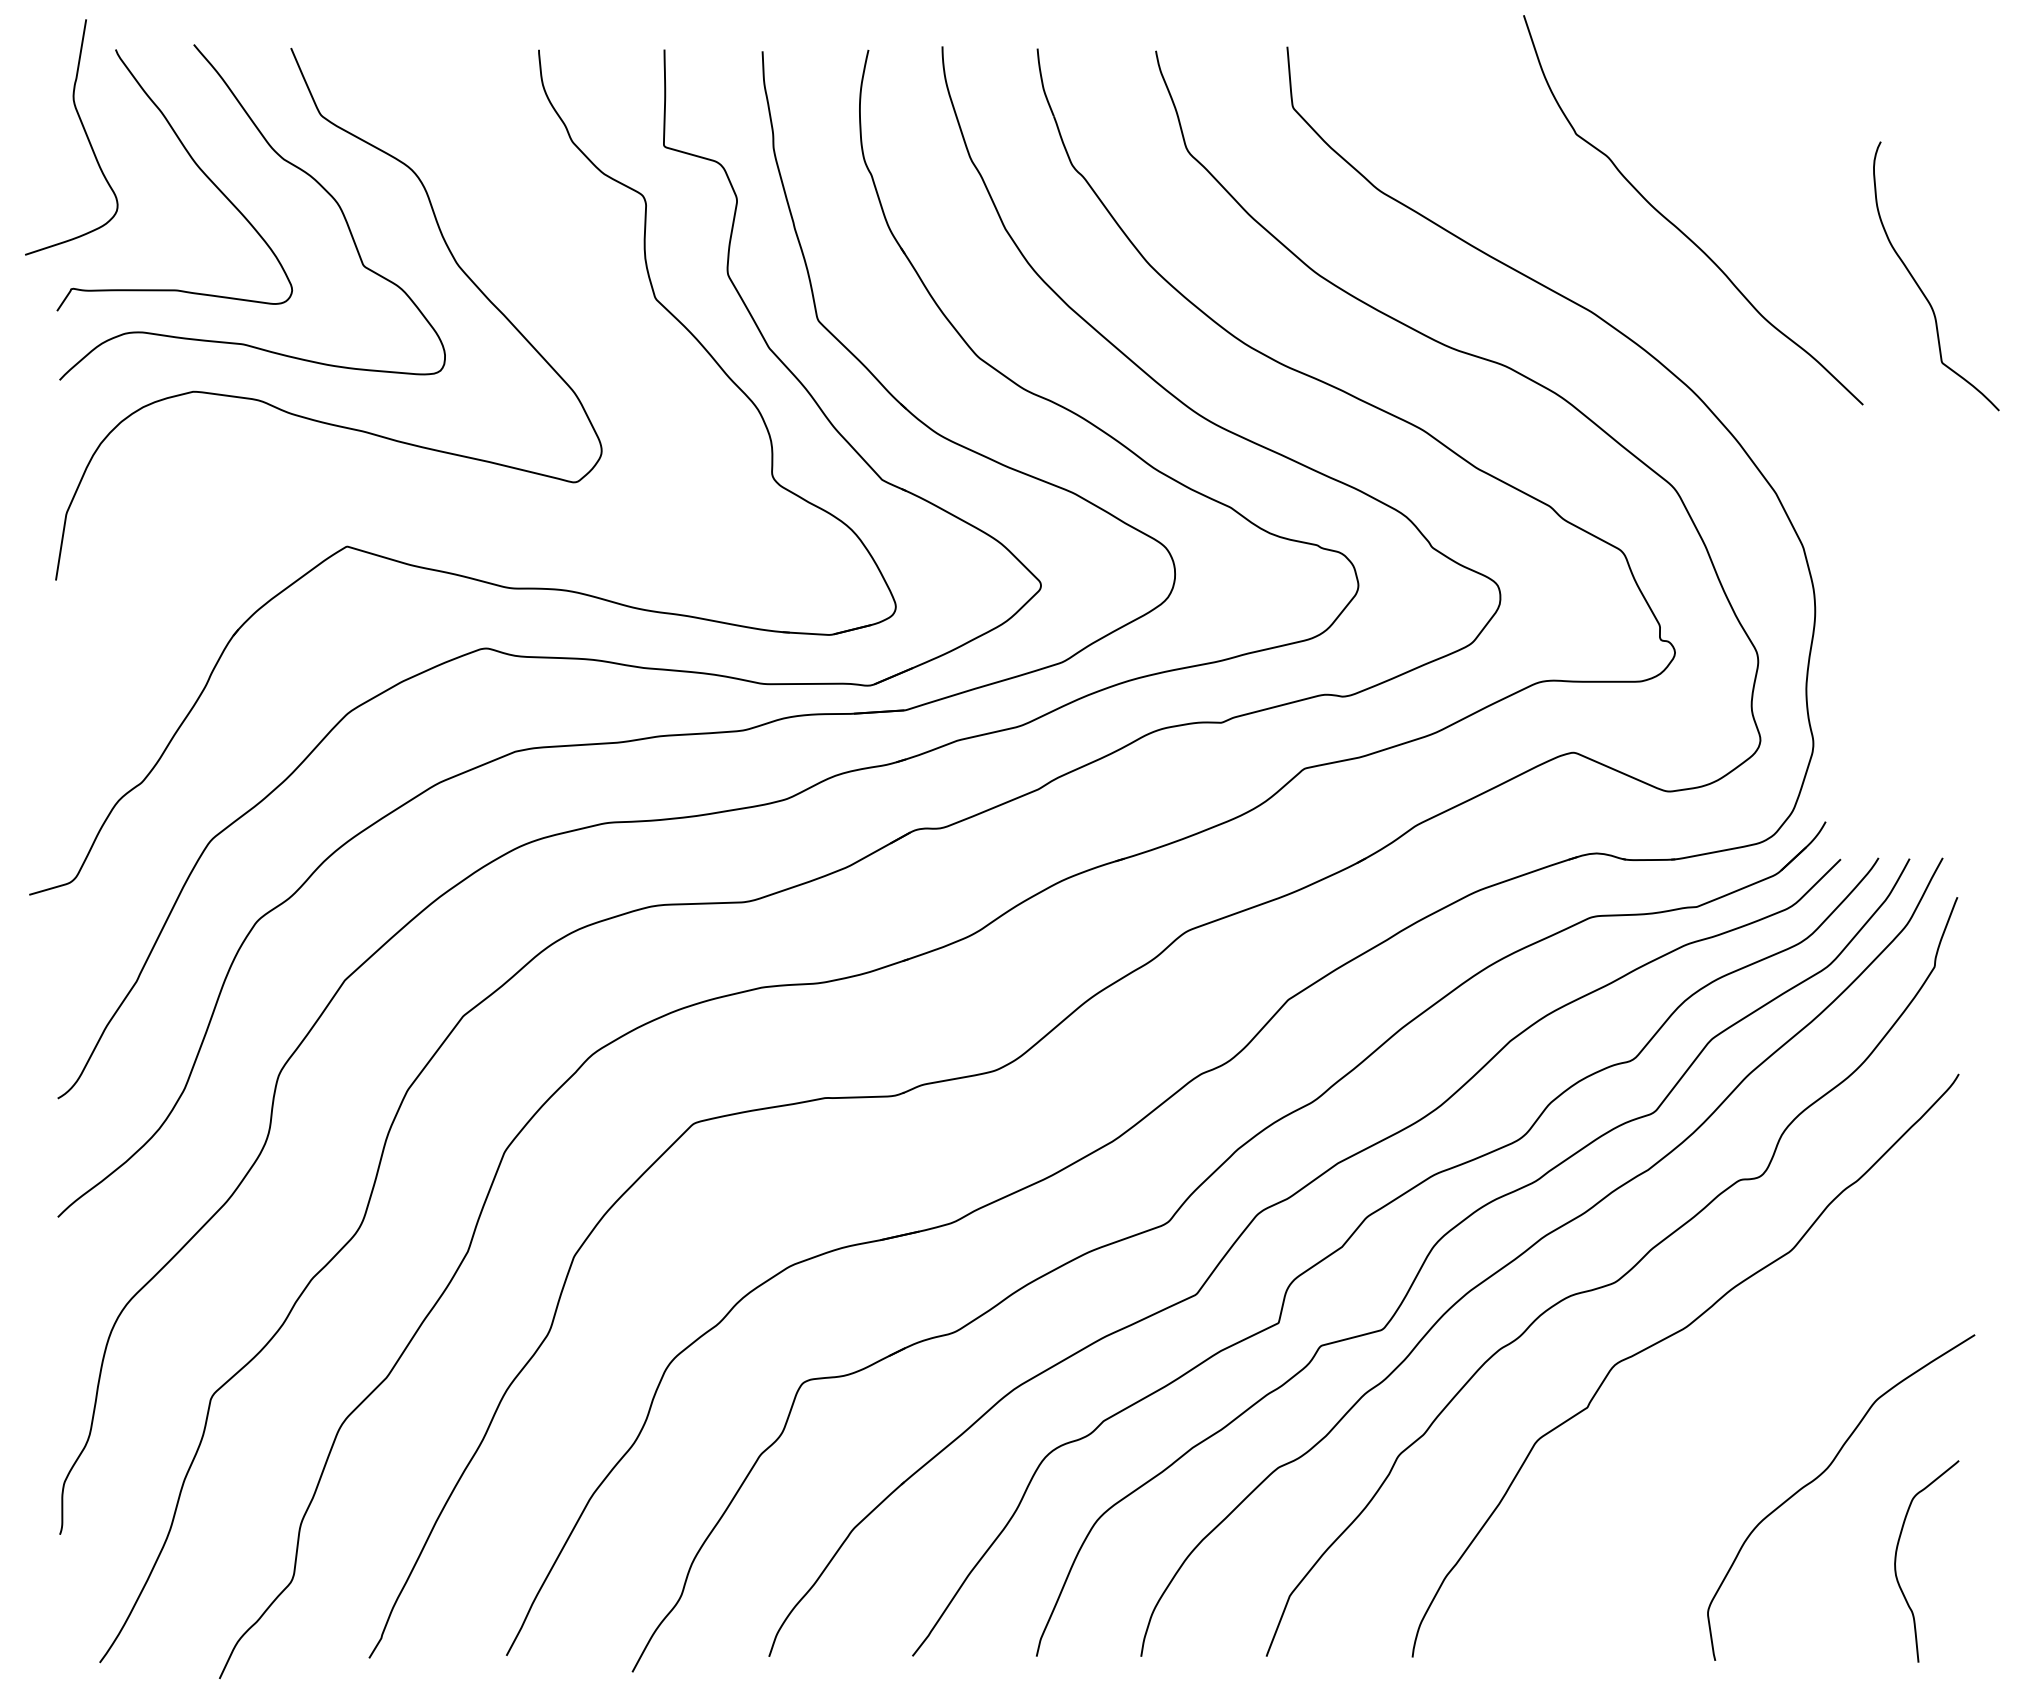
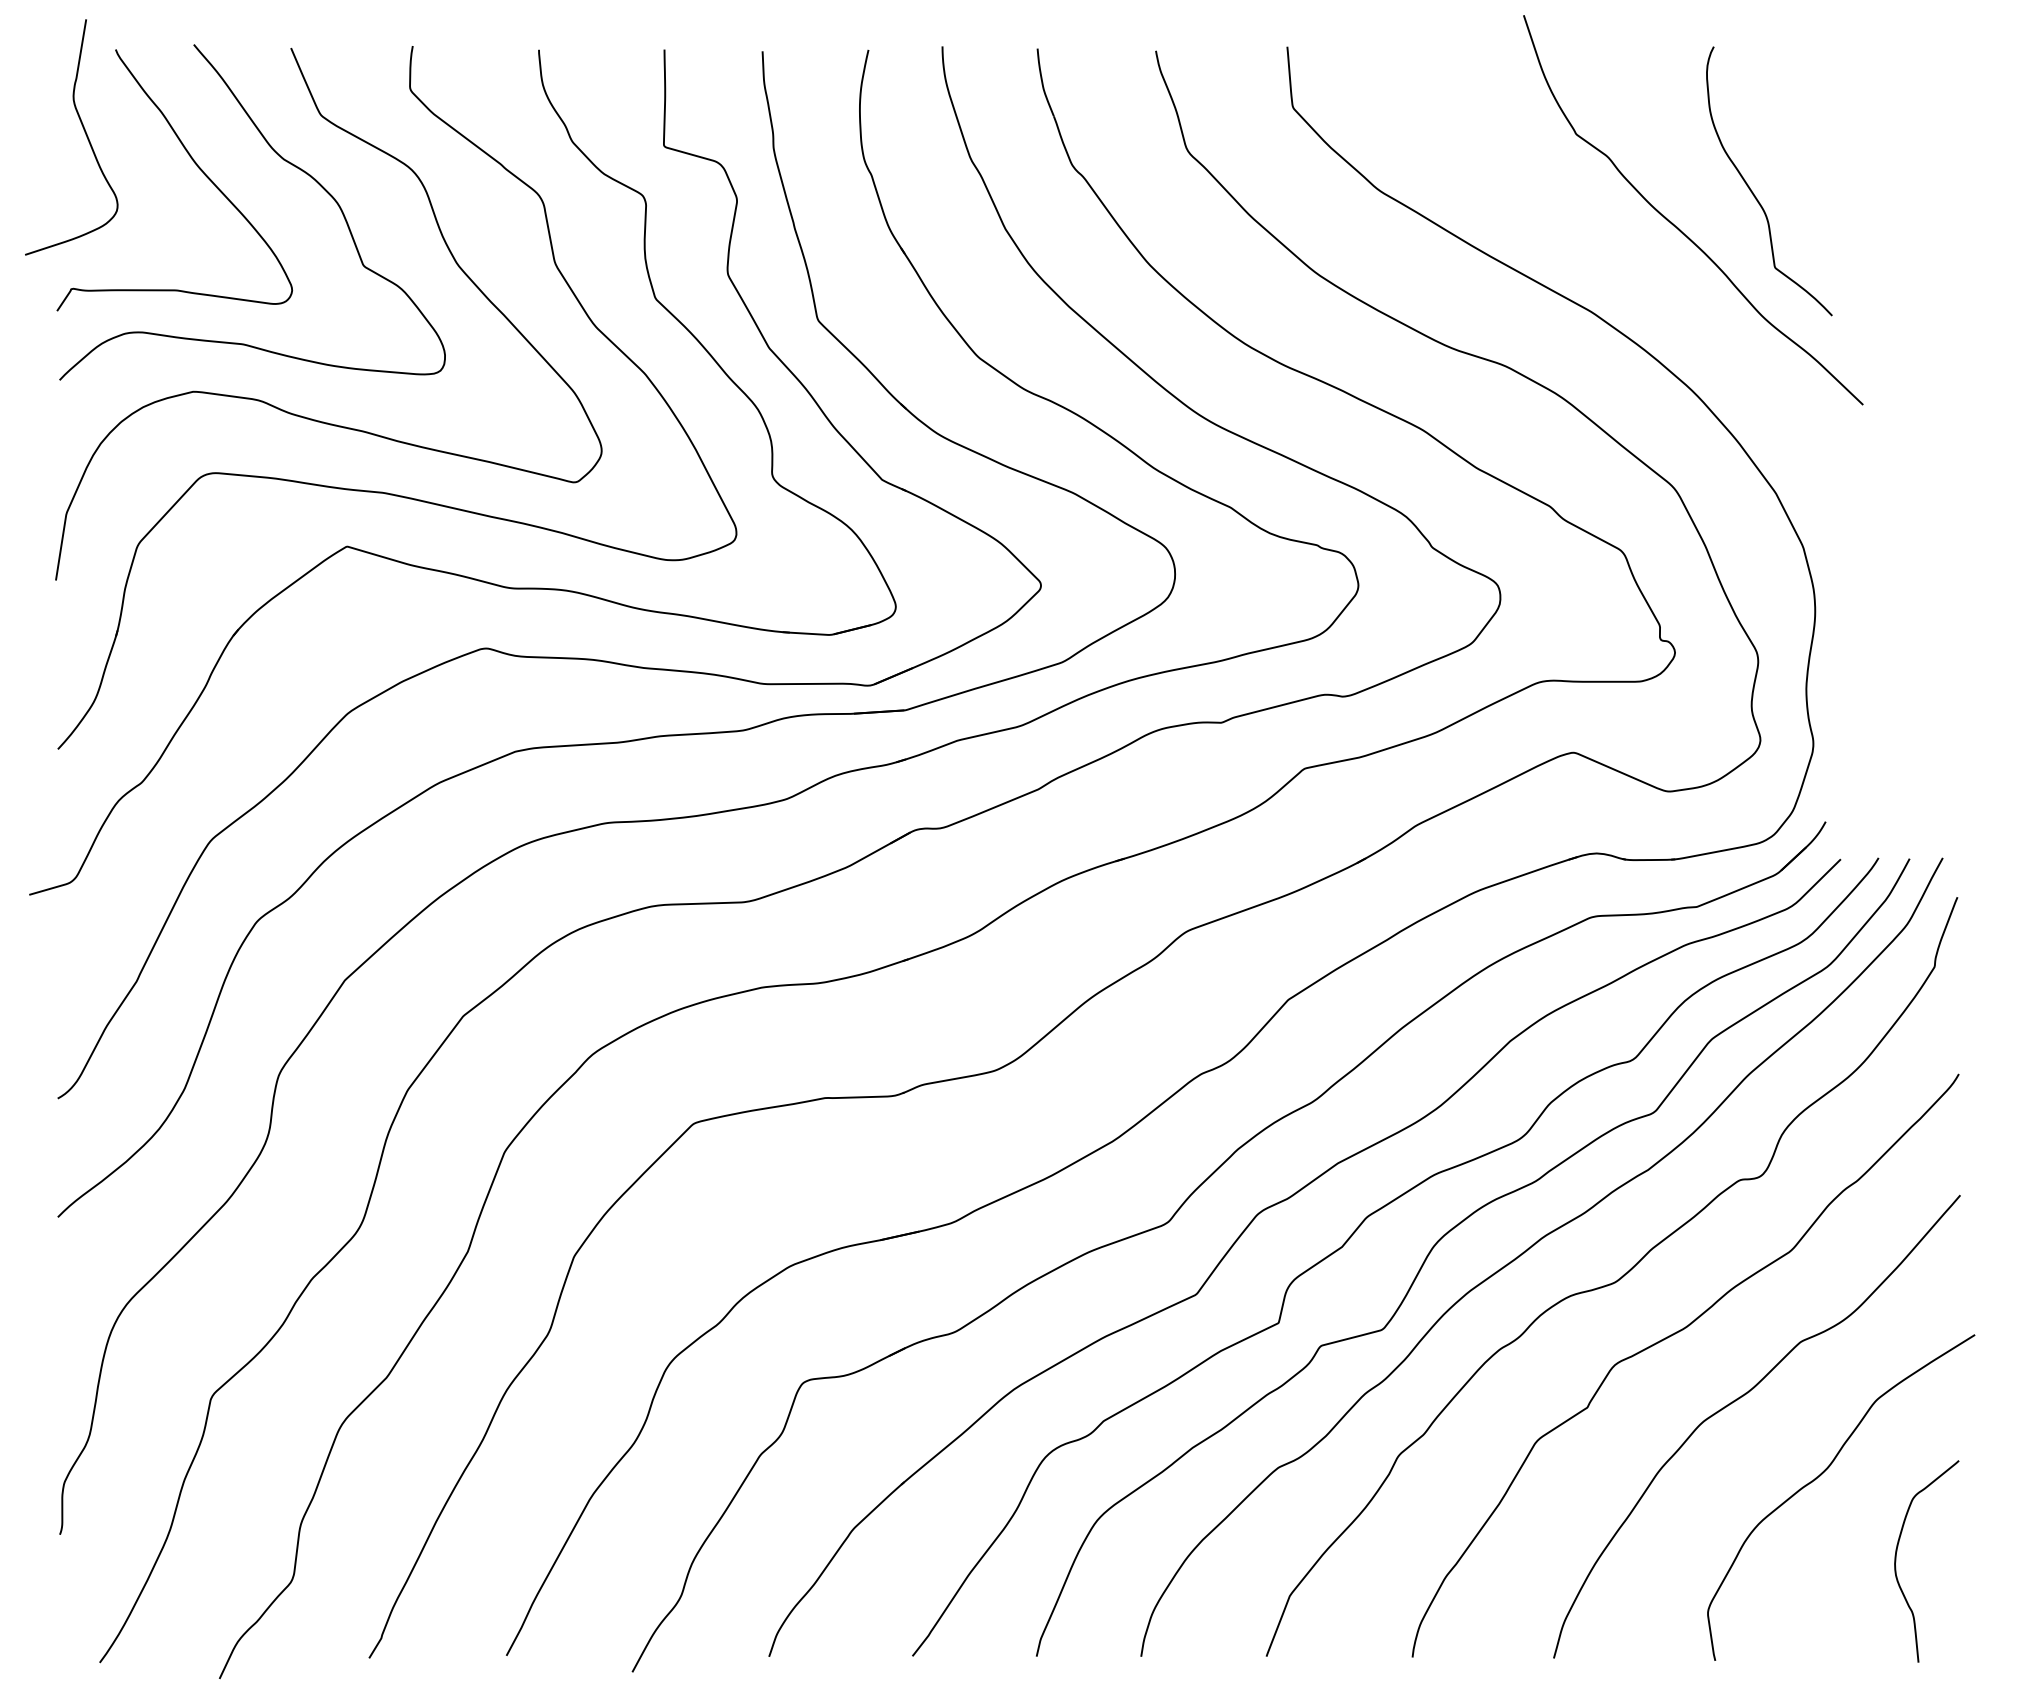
curve position: (1919, 285) -> (1752, 190) (1752, 190)
part: none -> present (382, 491)
curve: none -> present (1739, 1399)
